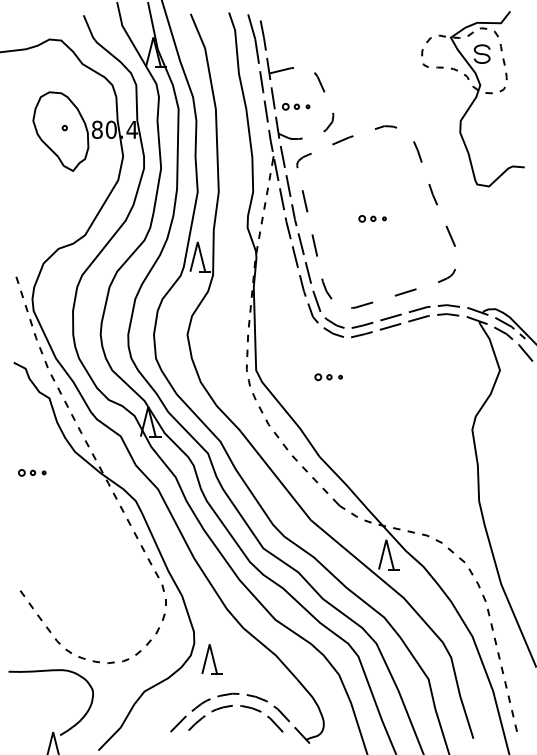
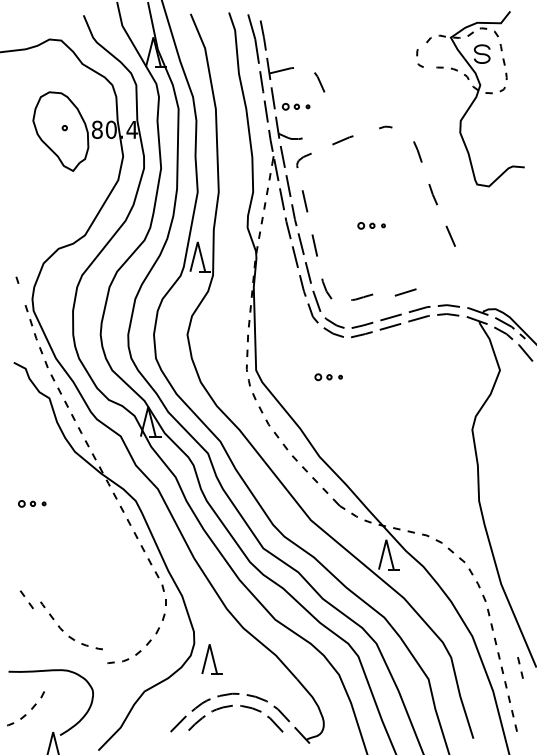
part position: (424, 58) -> (419, 58) (419, 58)
part: present -> none (328, 122)
part size: 23x5 px -> 14x5 px (385, 127)
part position: (372, 218) -> (371, 225) (371, 225)
part: present -> none (446, 275)
line: present -> none (21, 294)
line position: (362, 304) -> (362, 296) (362, 296)
part position: (32, 472) -> (32, 503) (32, 503)
part position: (60, 643) -> (63, 630) (63, 630)
part: none -> present (520, 667)
part: none -> present (25, 708)
